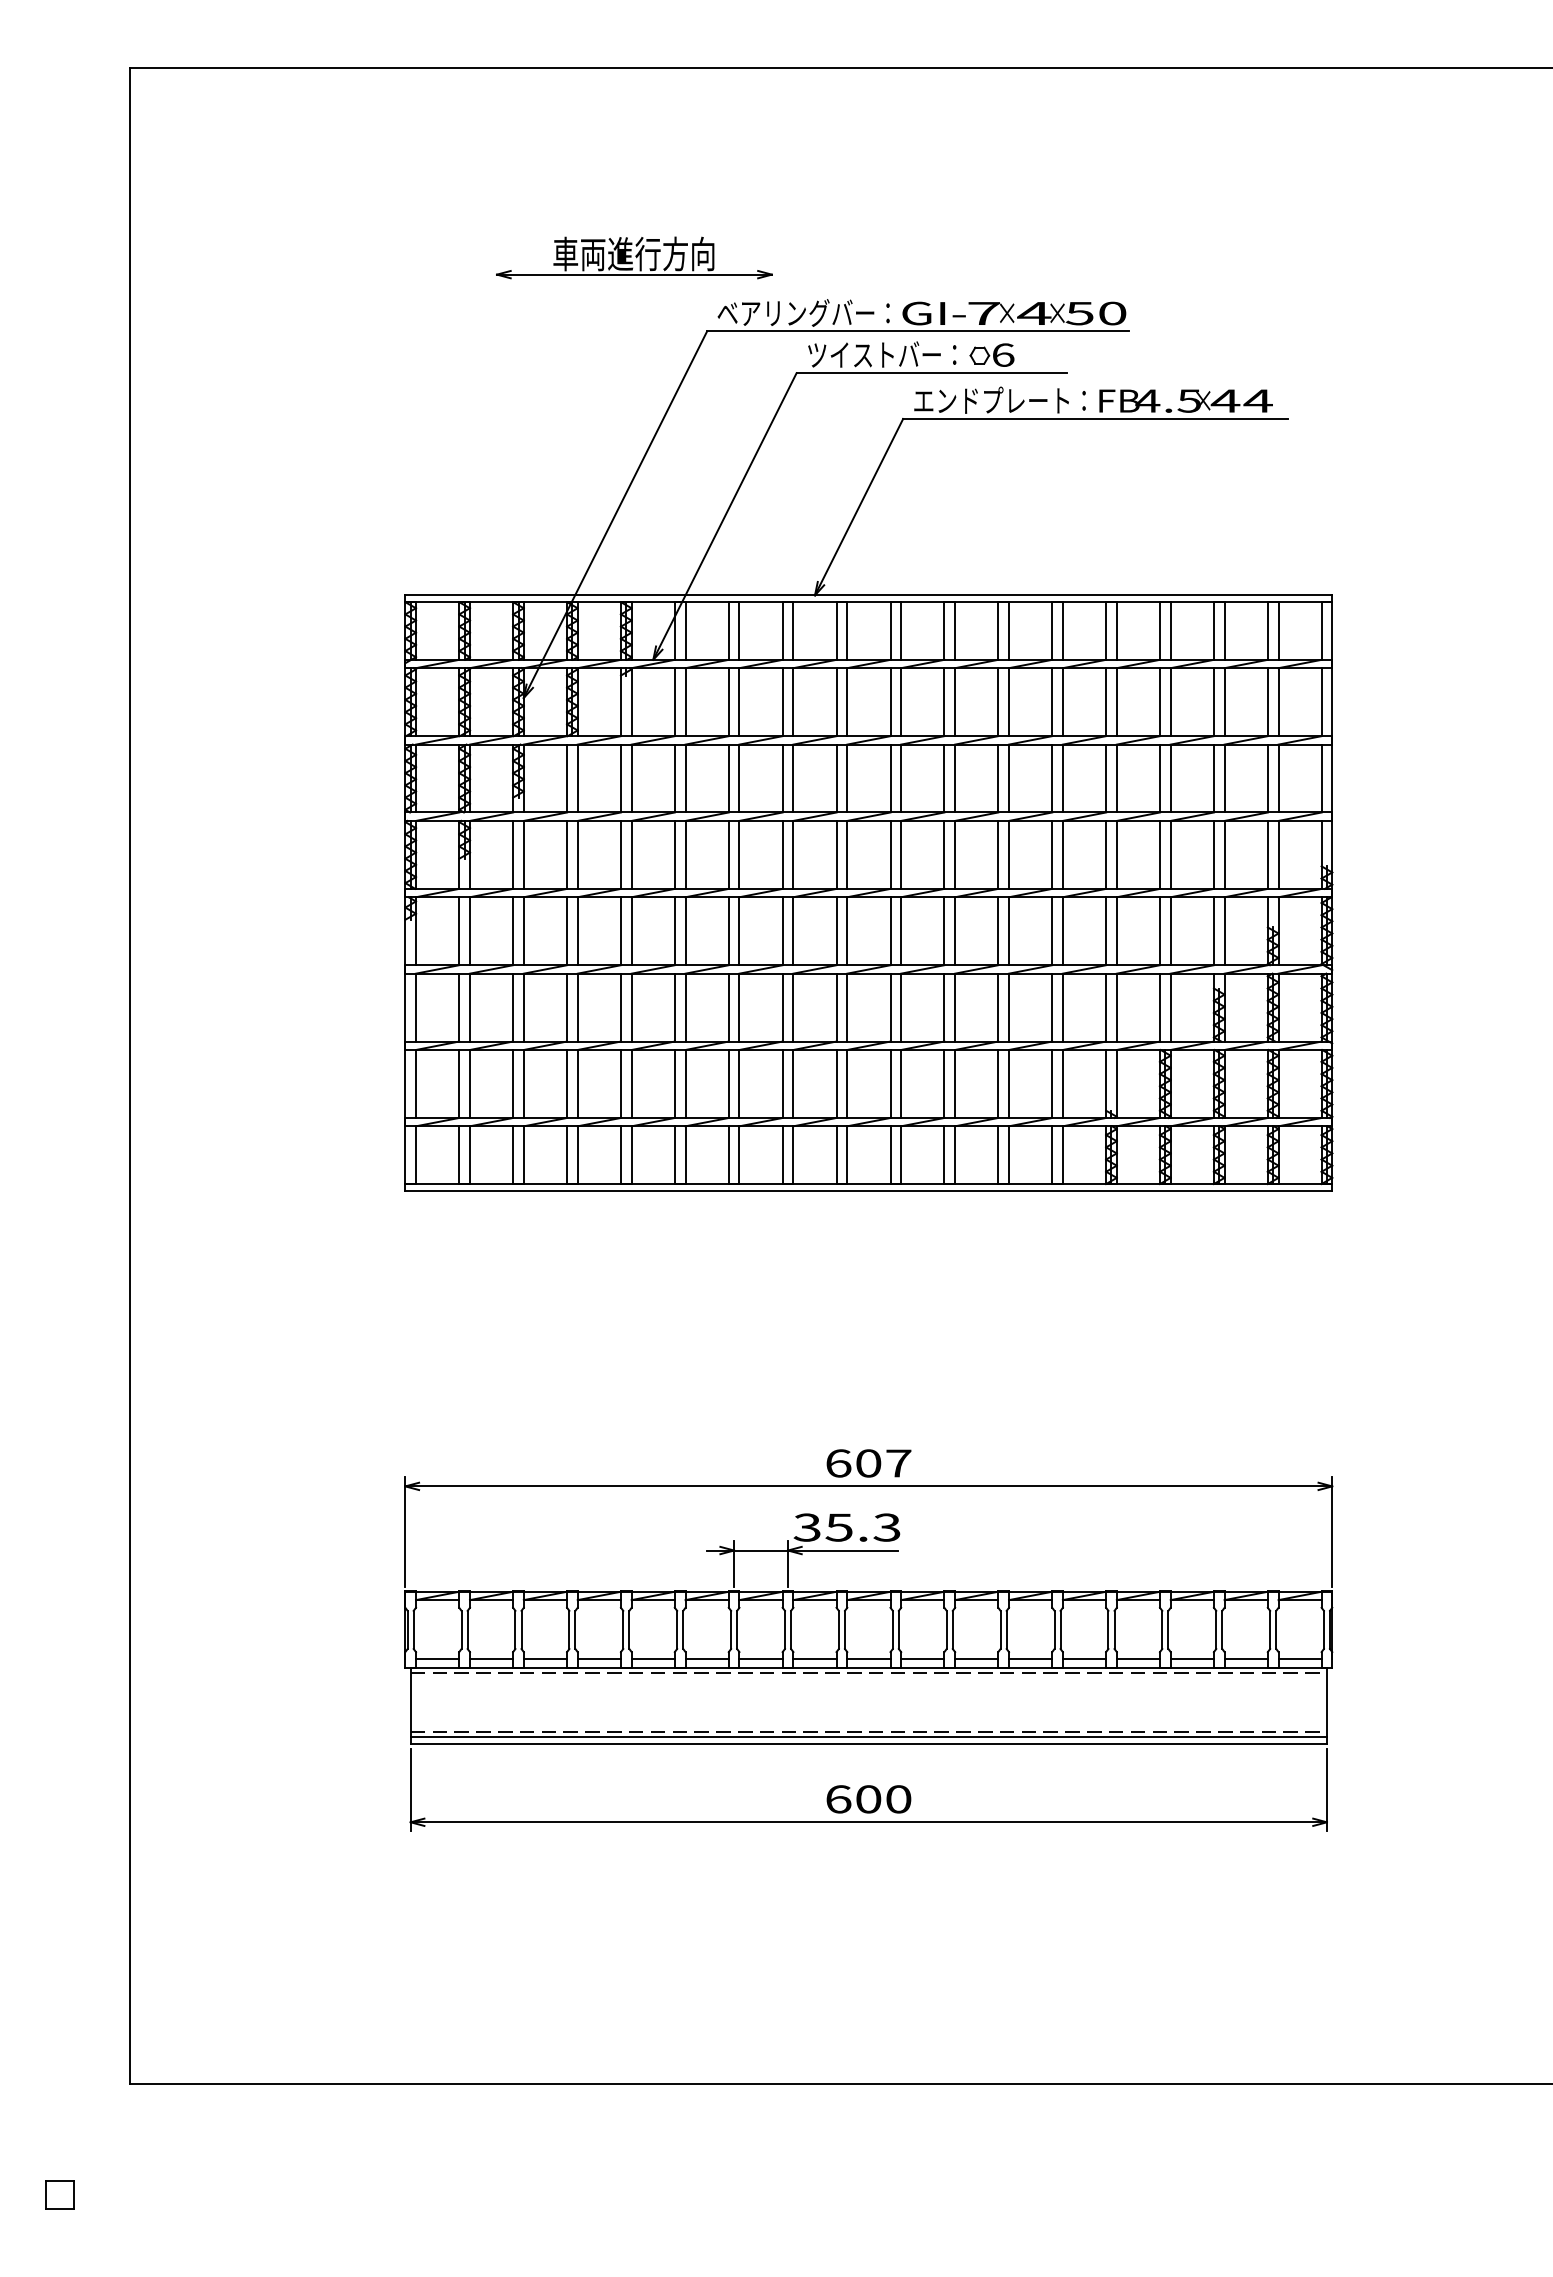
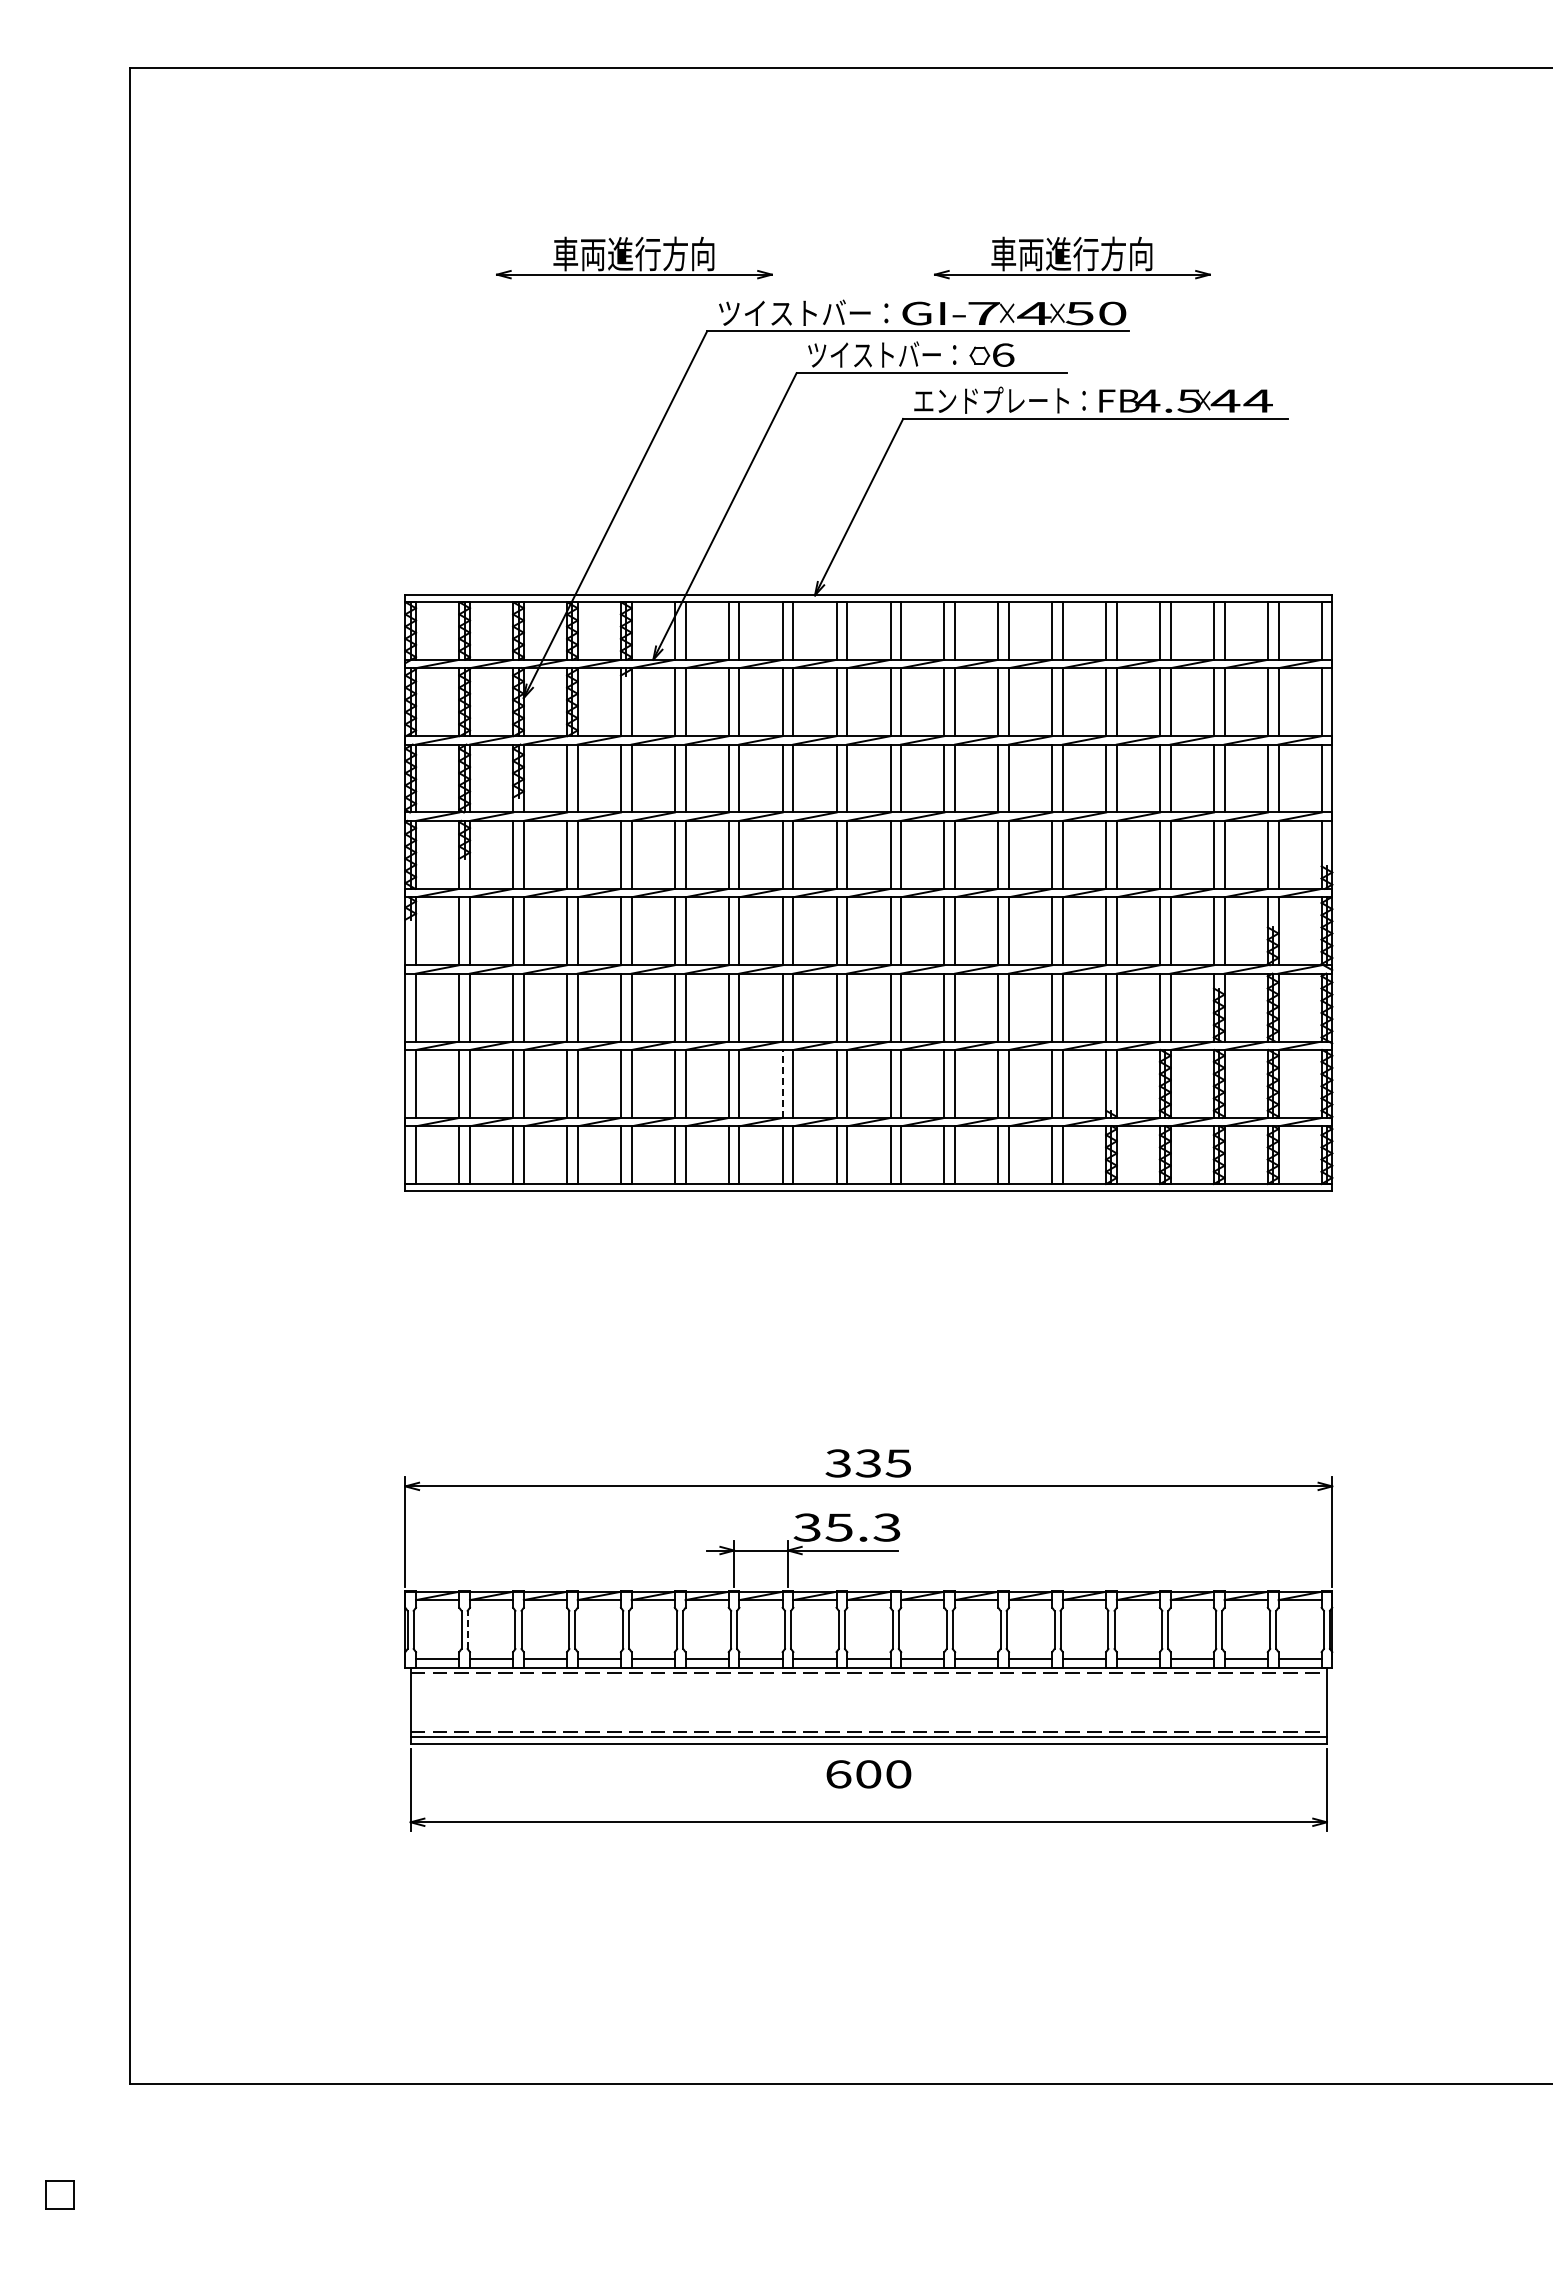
part: none -> present (1072, 257)
text: ベアリングバー： -> ツイストバー： (803, 312)
line: solid -> dashed (782, 1083)
text: 607 -> 335 (868, 1463)
line: solid -> dashed (467, 1629)
text position: (868, 1799) -> (868, 1774) (868, 1774)
